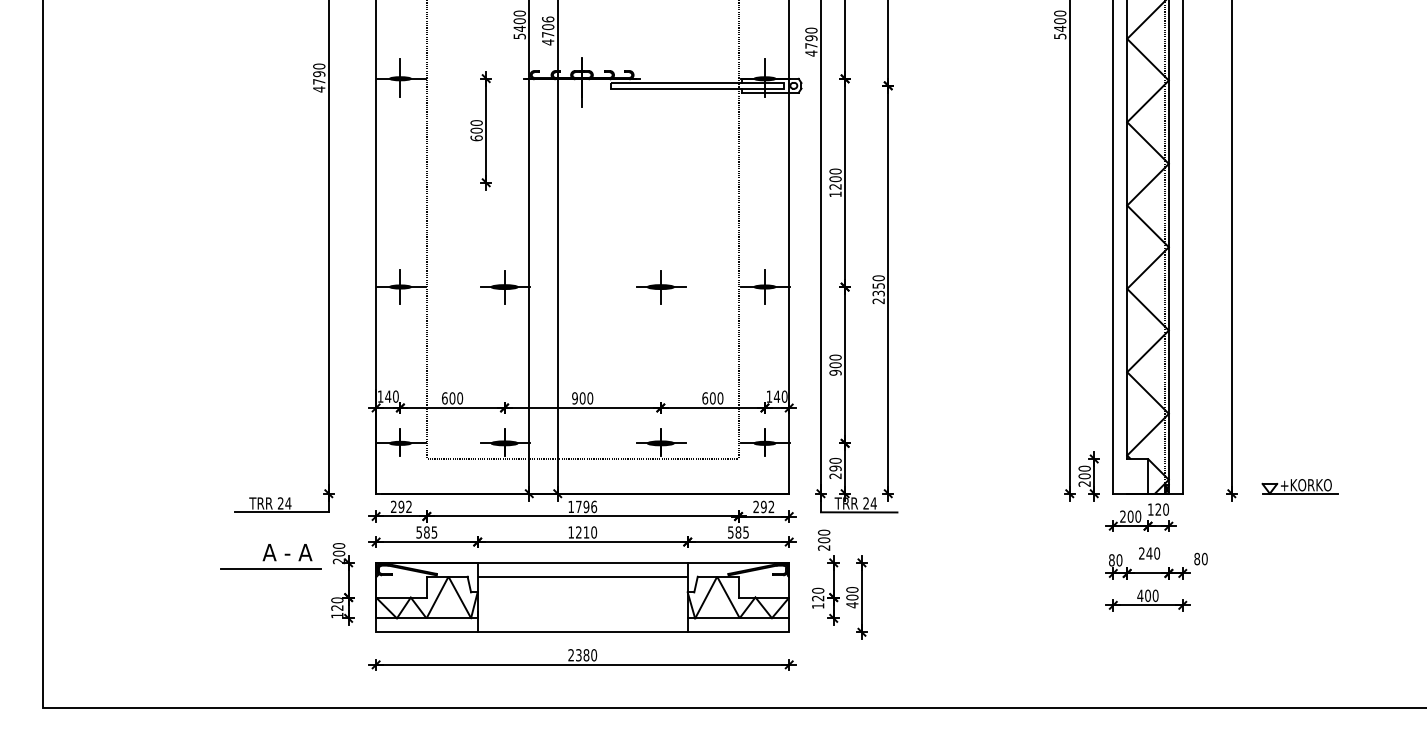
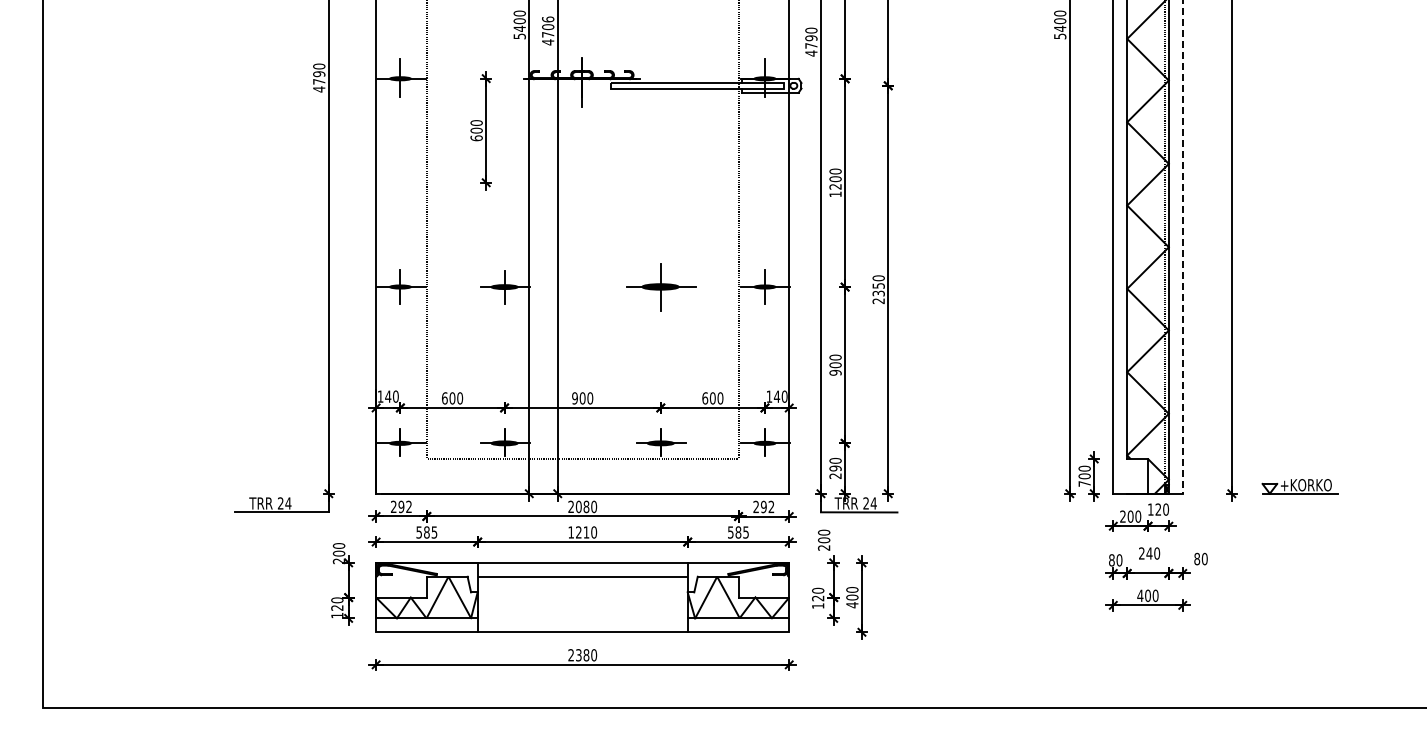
line: solid -> dashed (1182, 247)
part size: 51x35 px -> 71x49 px (661, 287)
text: 200 -> 700 (1084, 483)
text: 1796 -> 2080 (582, 506)
part: present -> none (270, 556)
